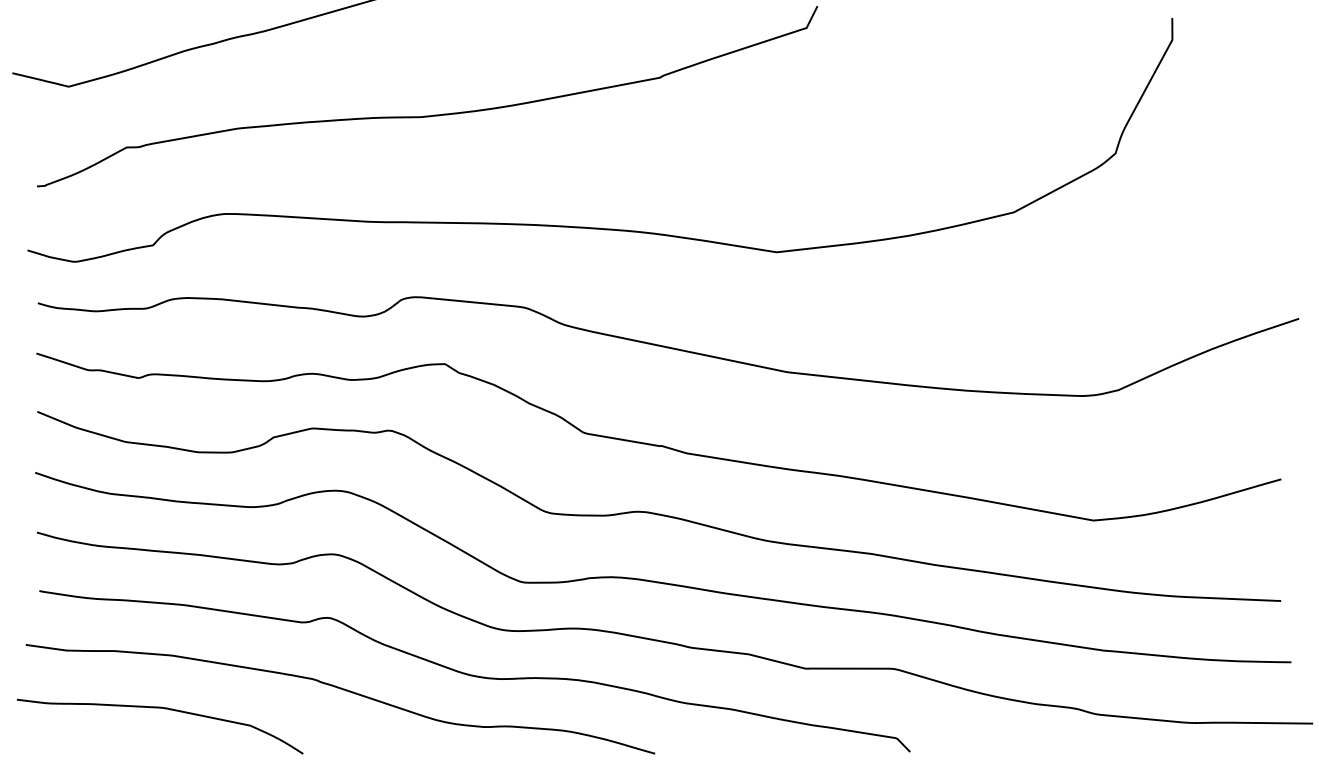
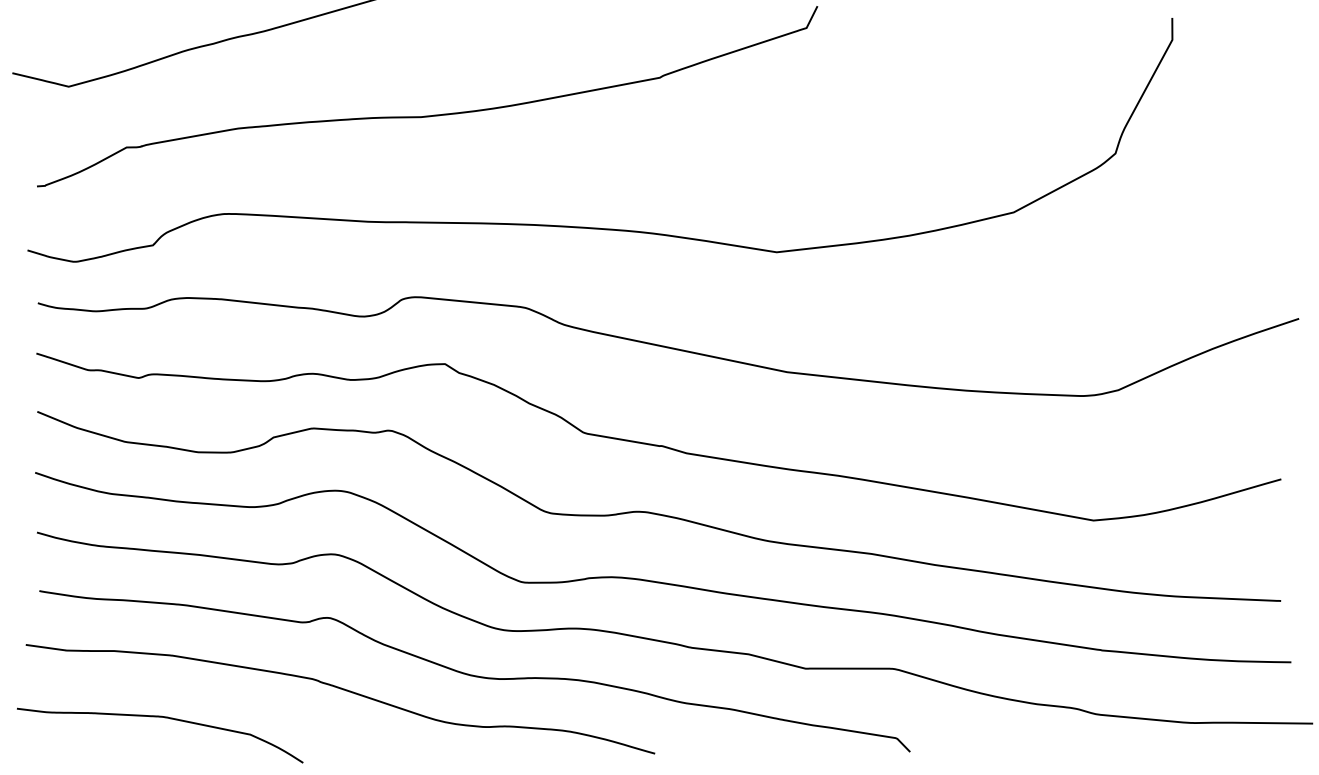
curve position: (164, 709) -> (164, 718) (164, 718)
